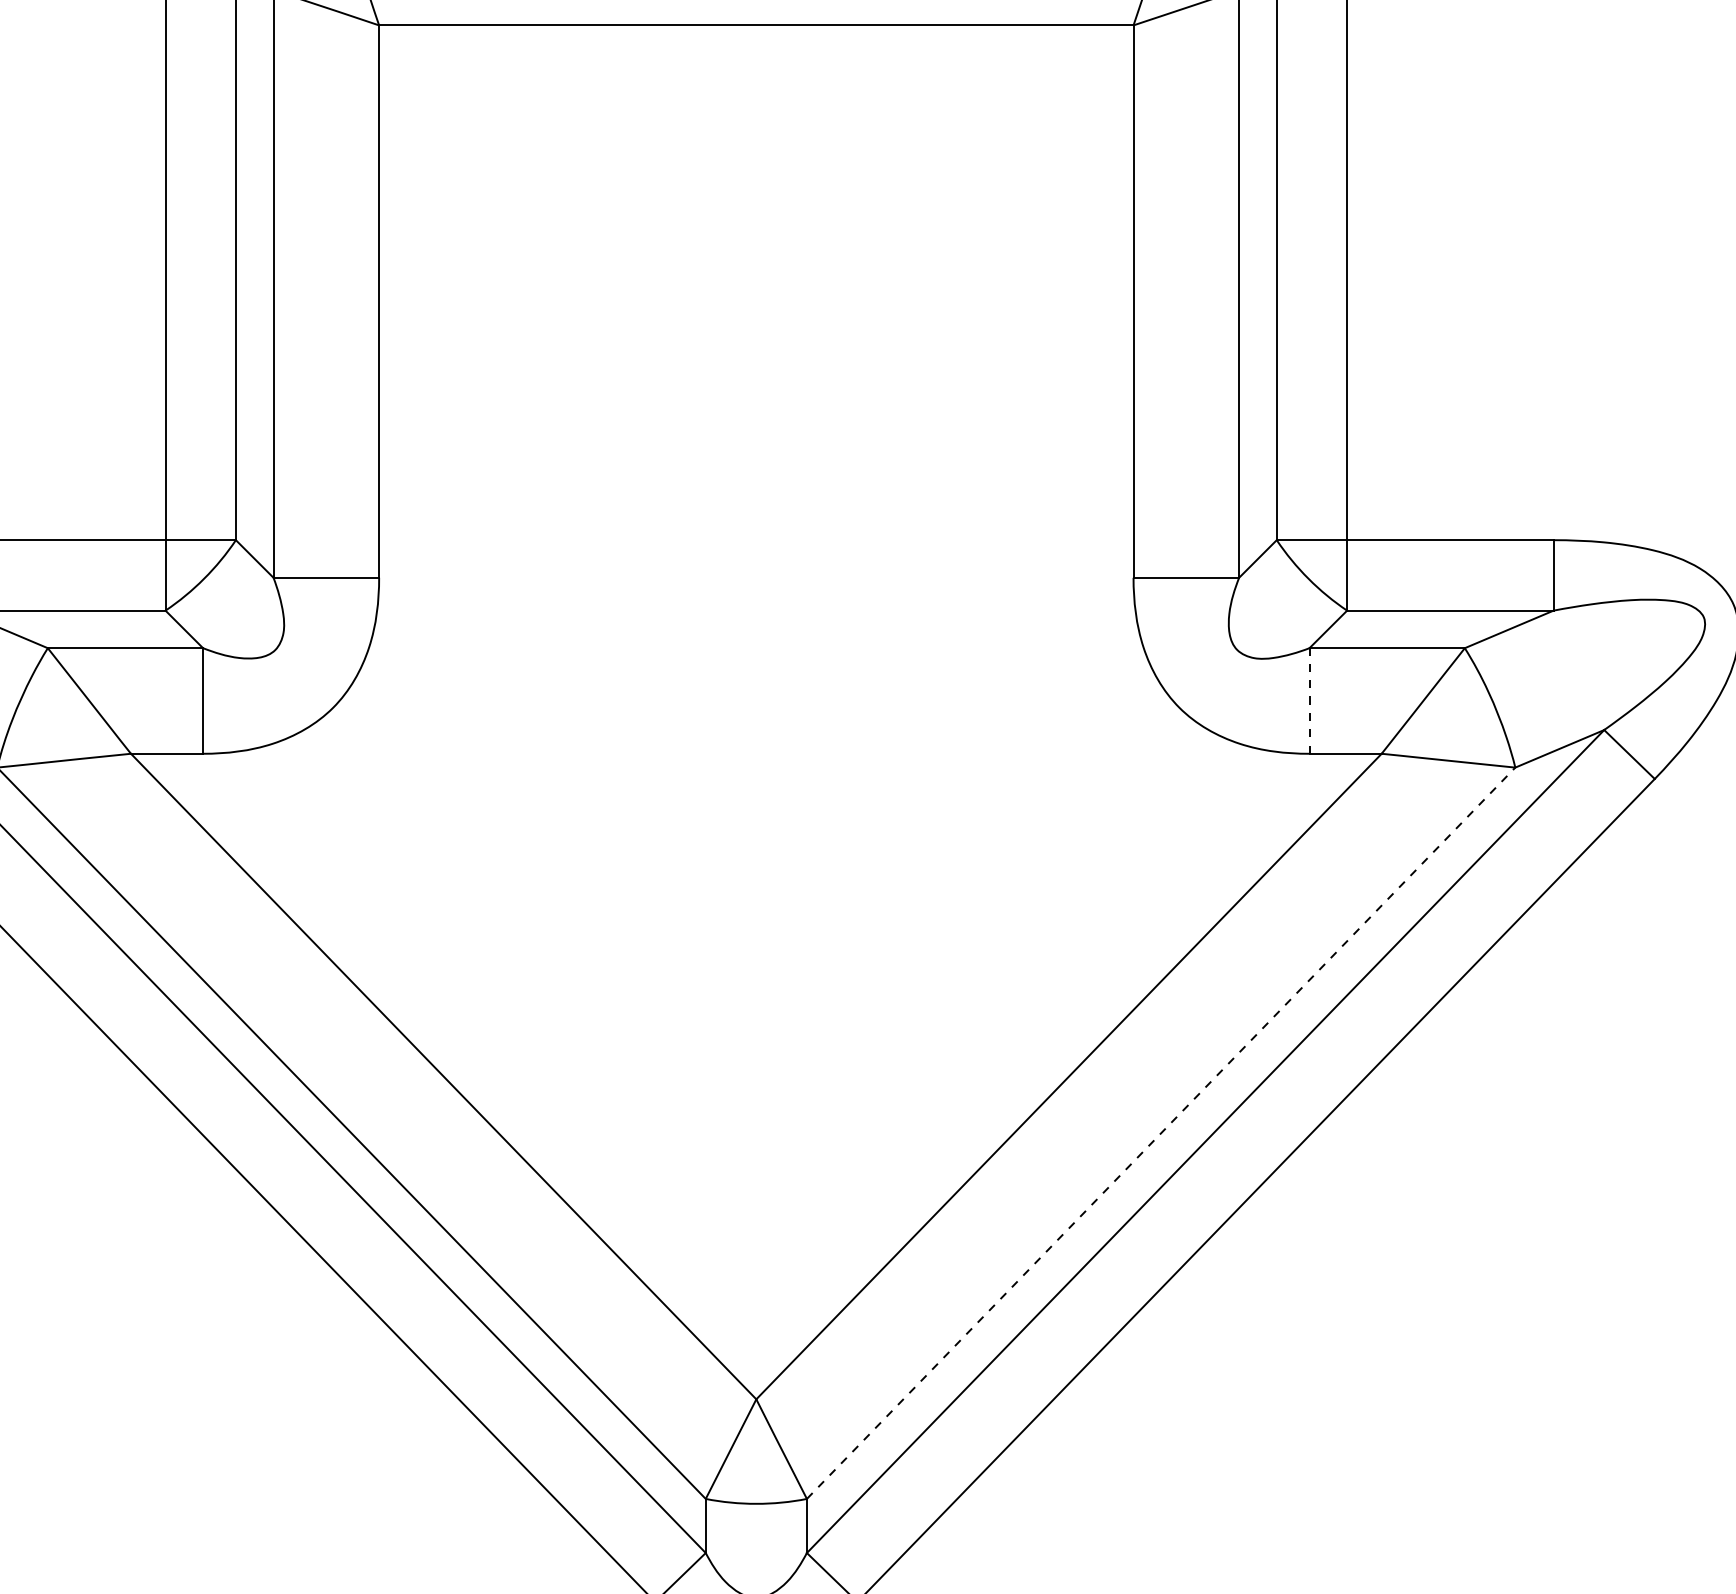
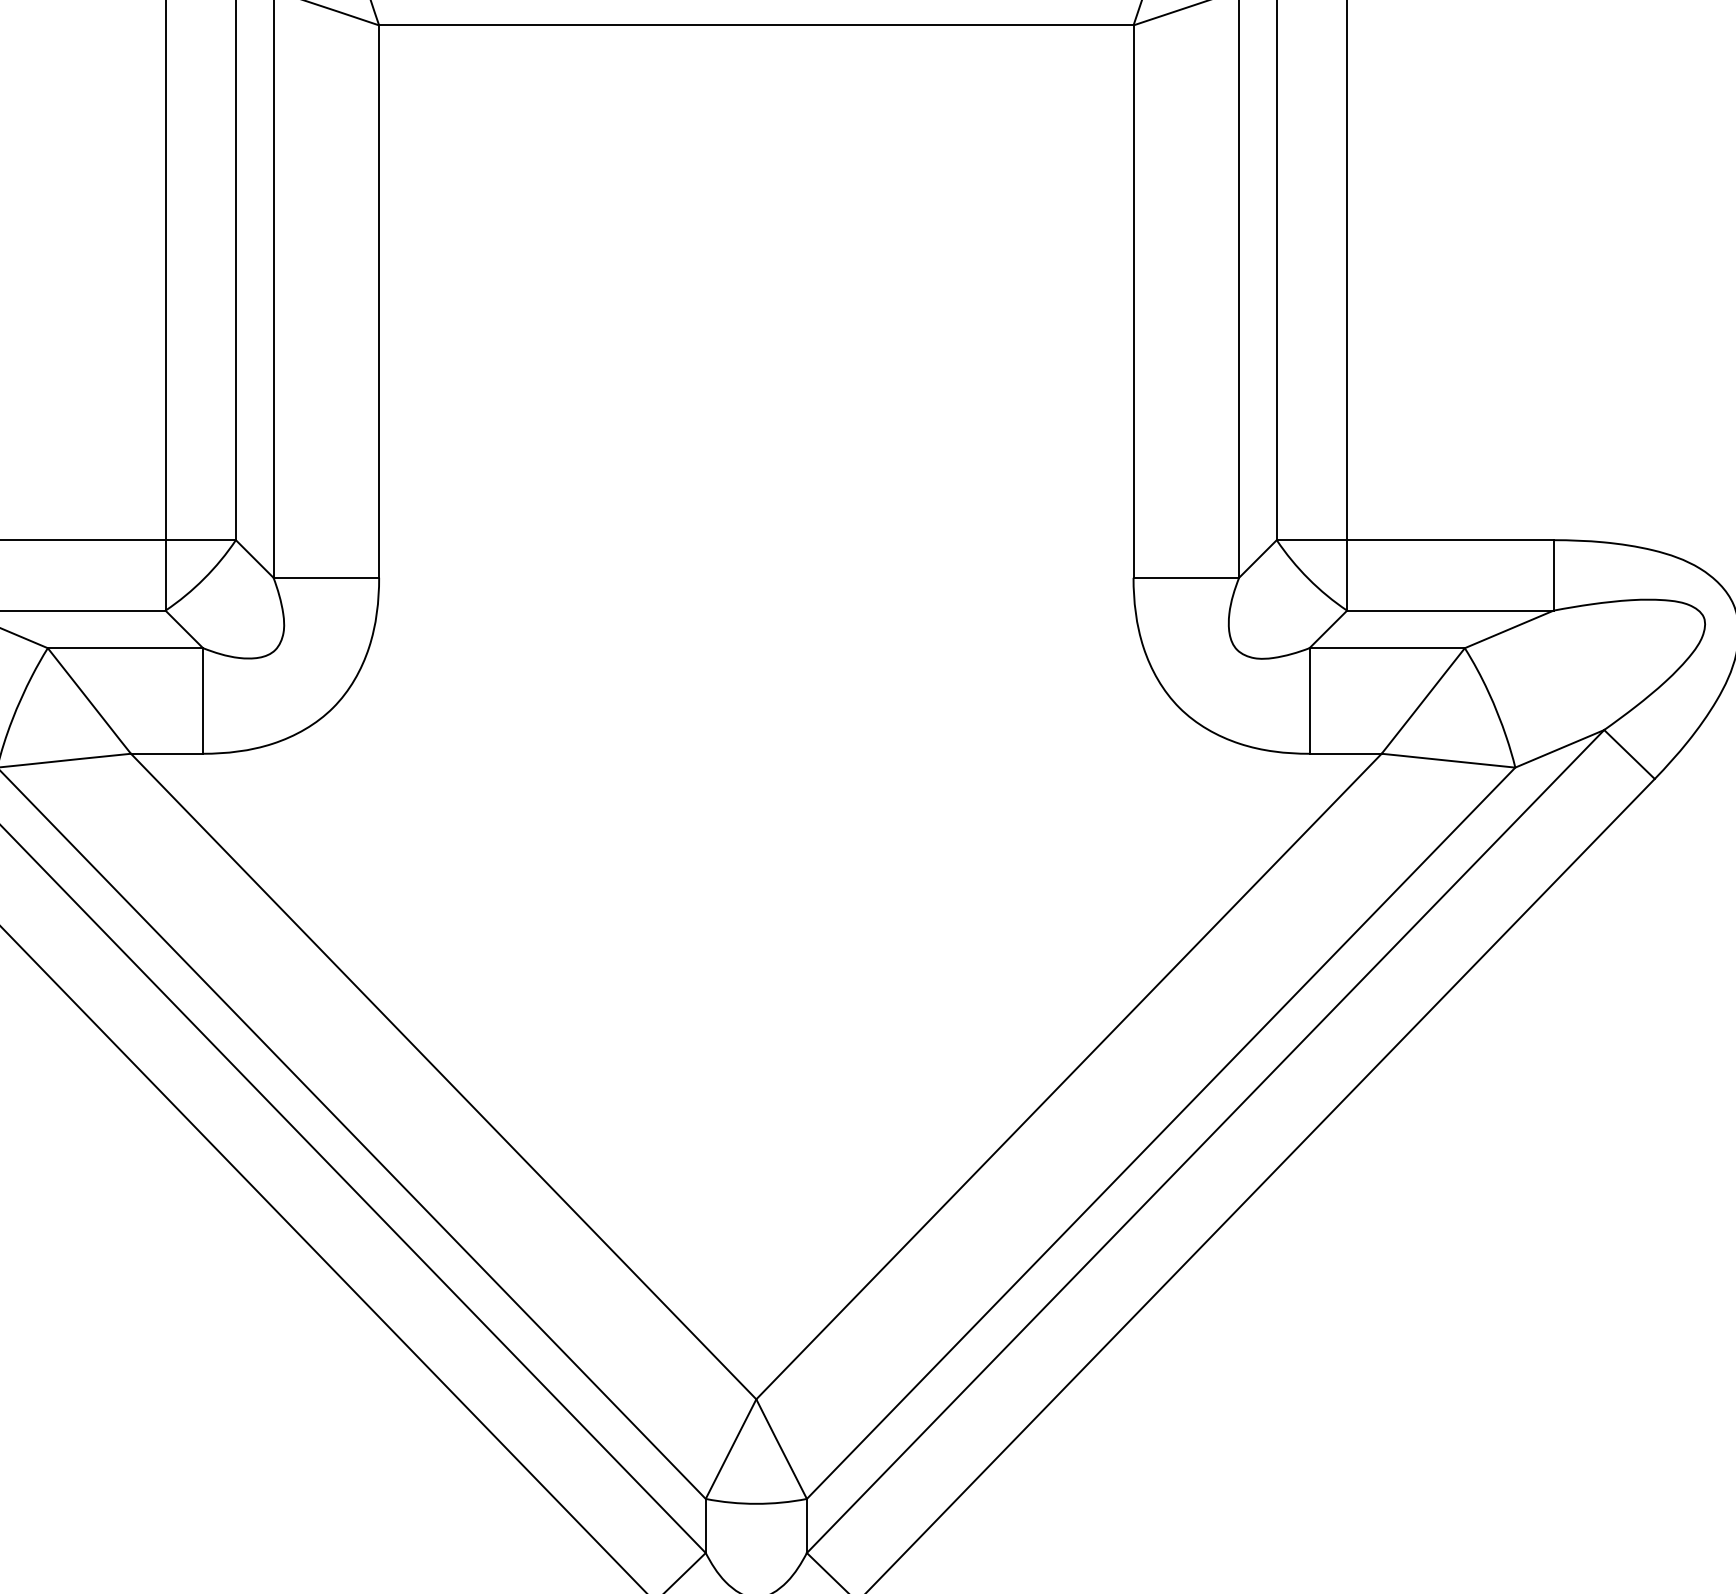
line: dashed -> solid (1309, 701)
line: dashed -> solid (1161, 1132)
